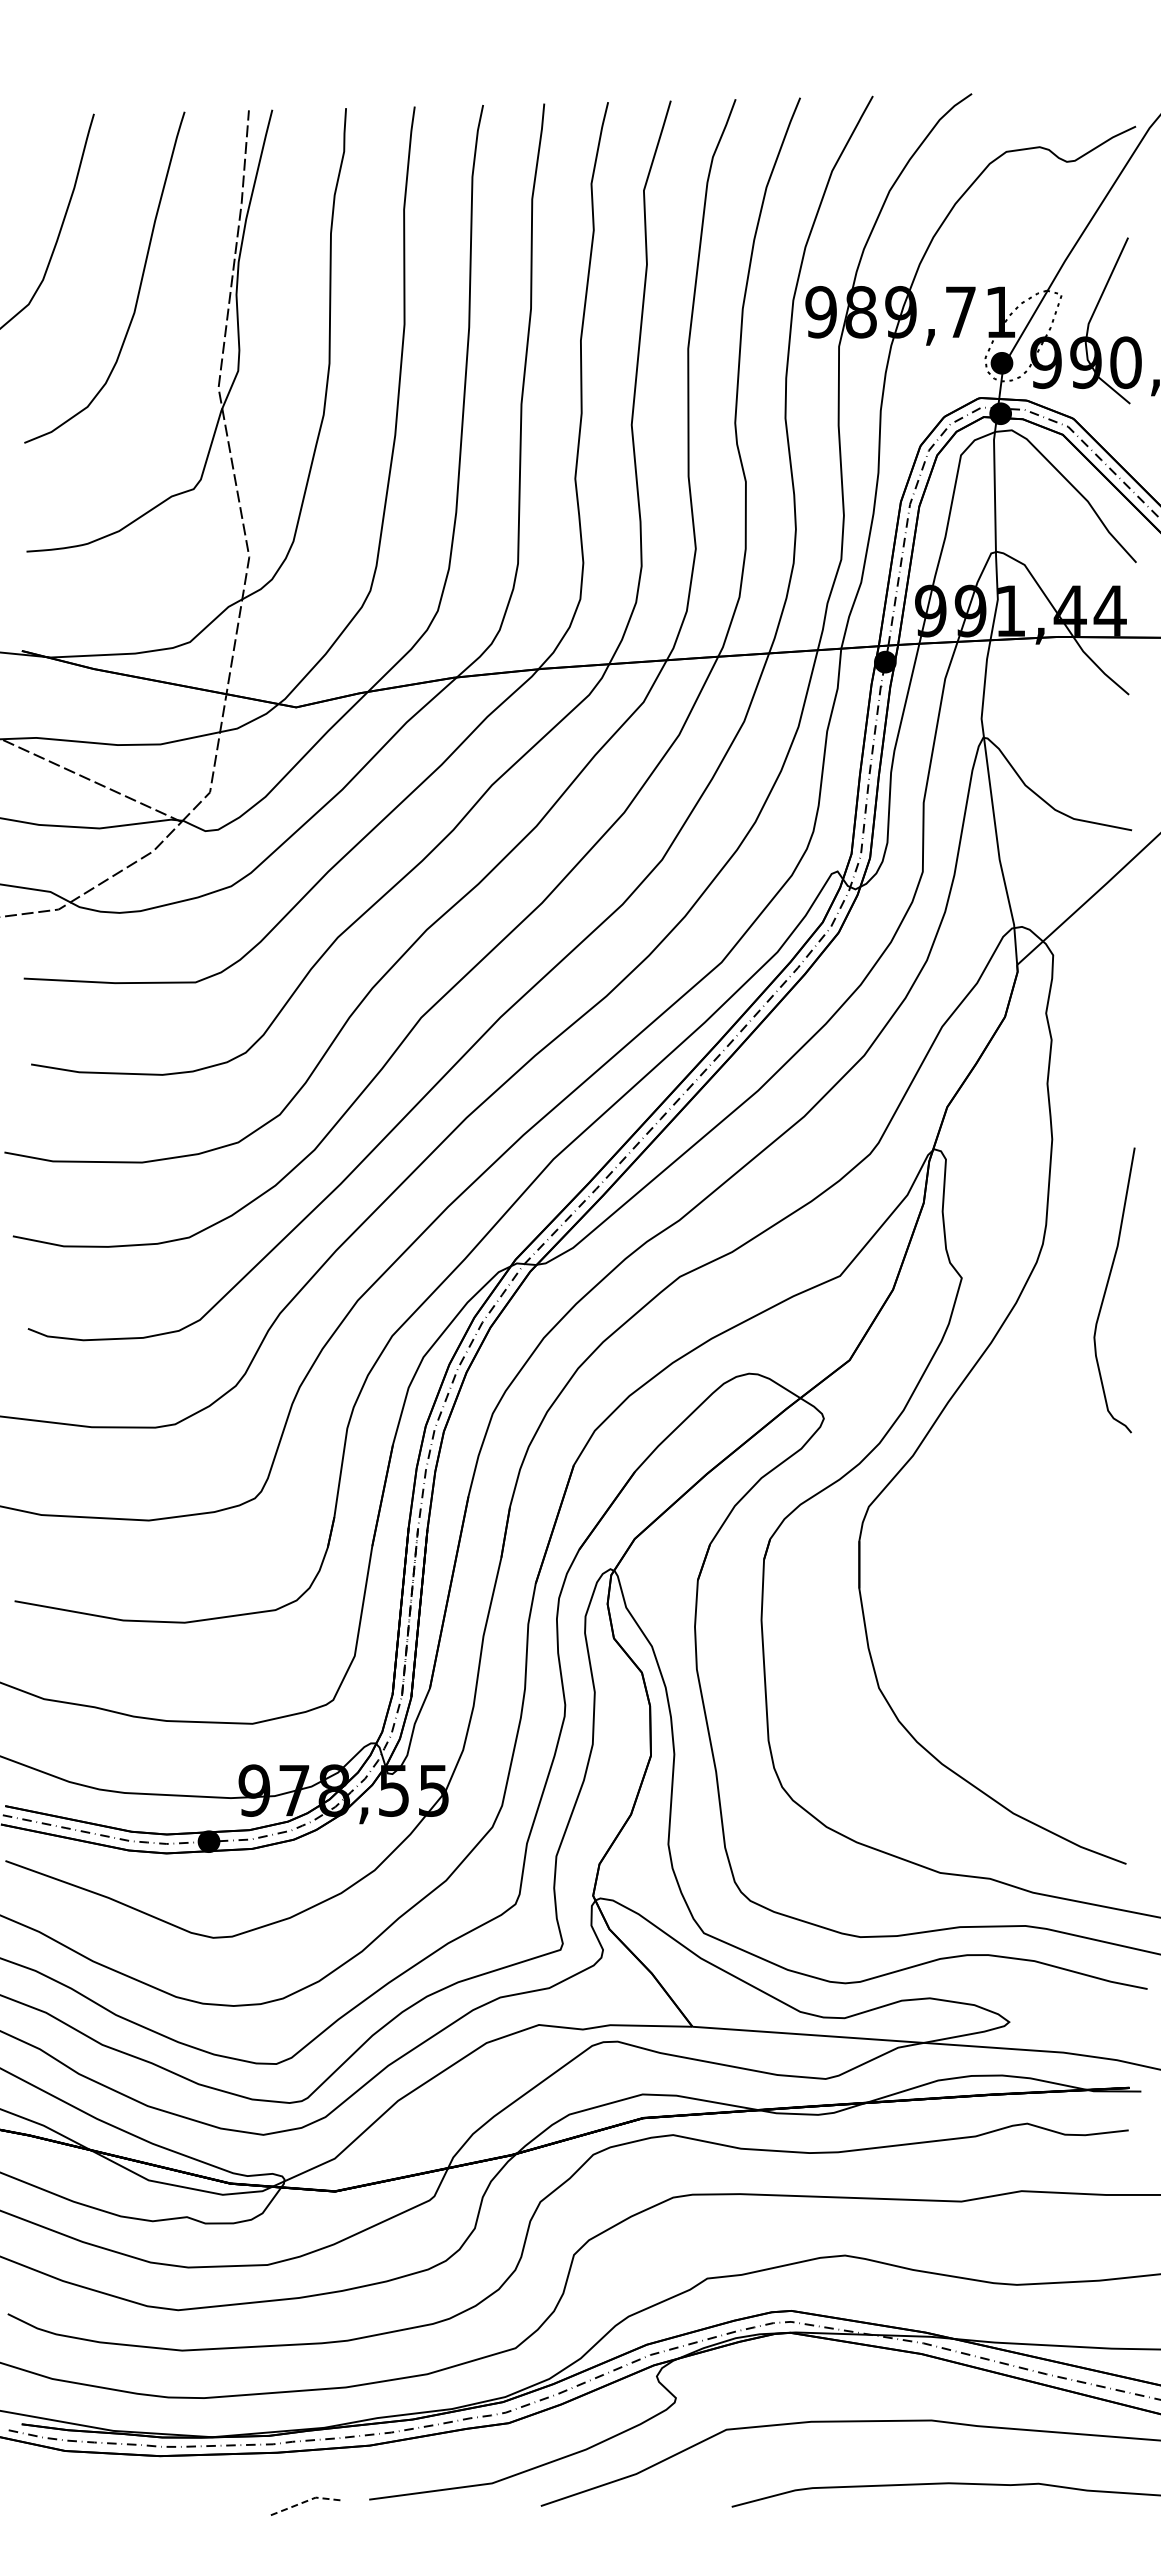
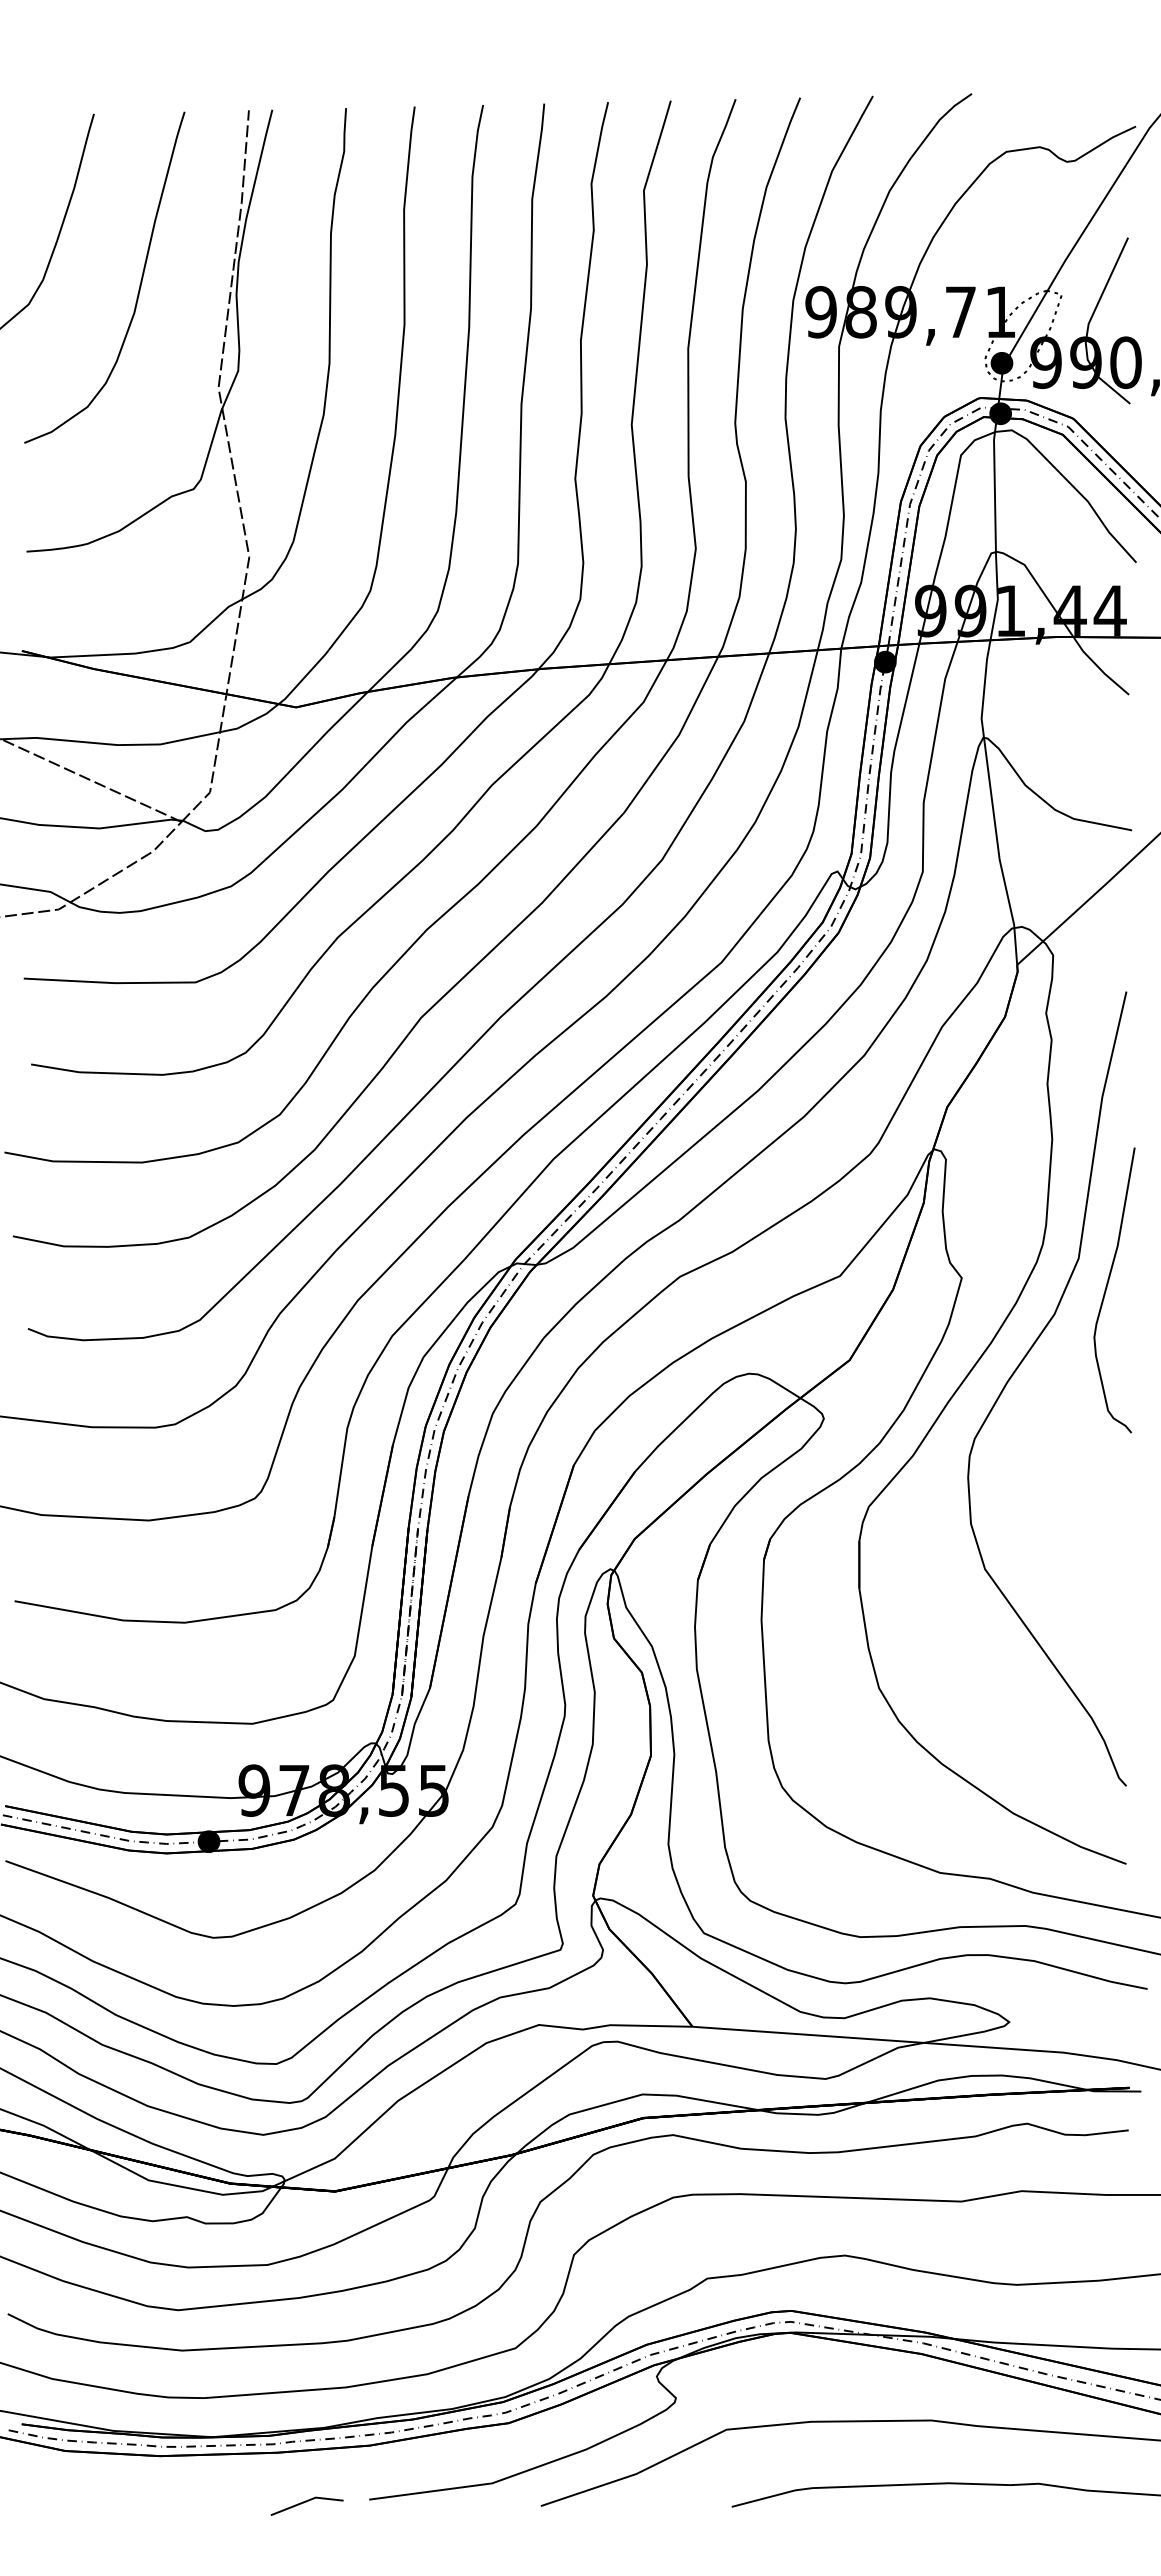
curve: none -> present (1018, 1368)
line: dashed -> solid (306, 2501)
